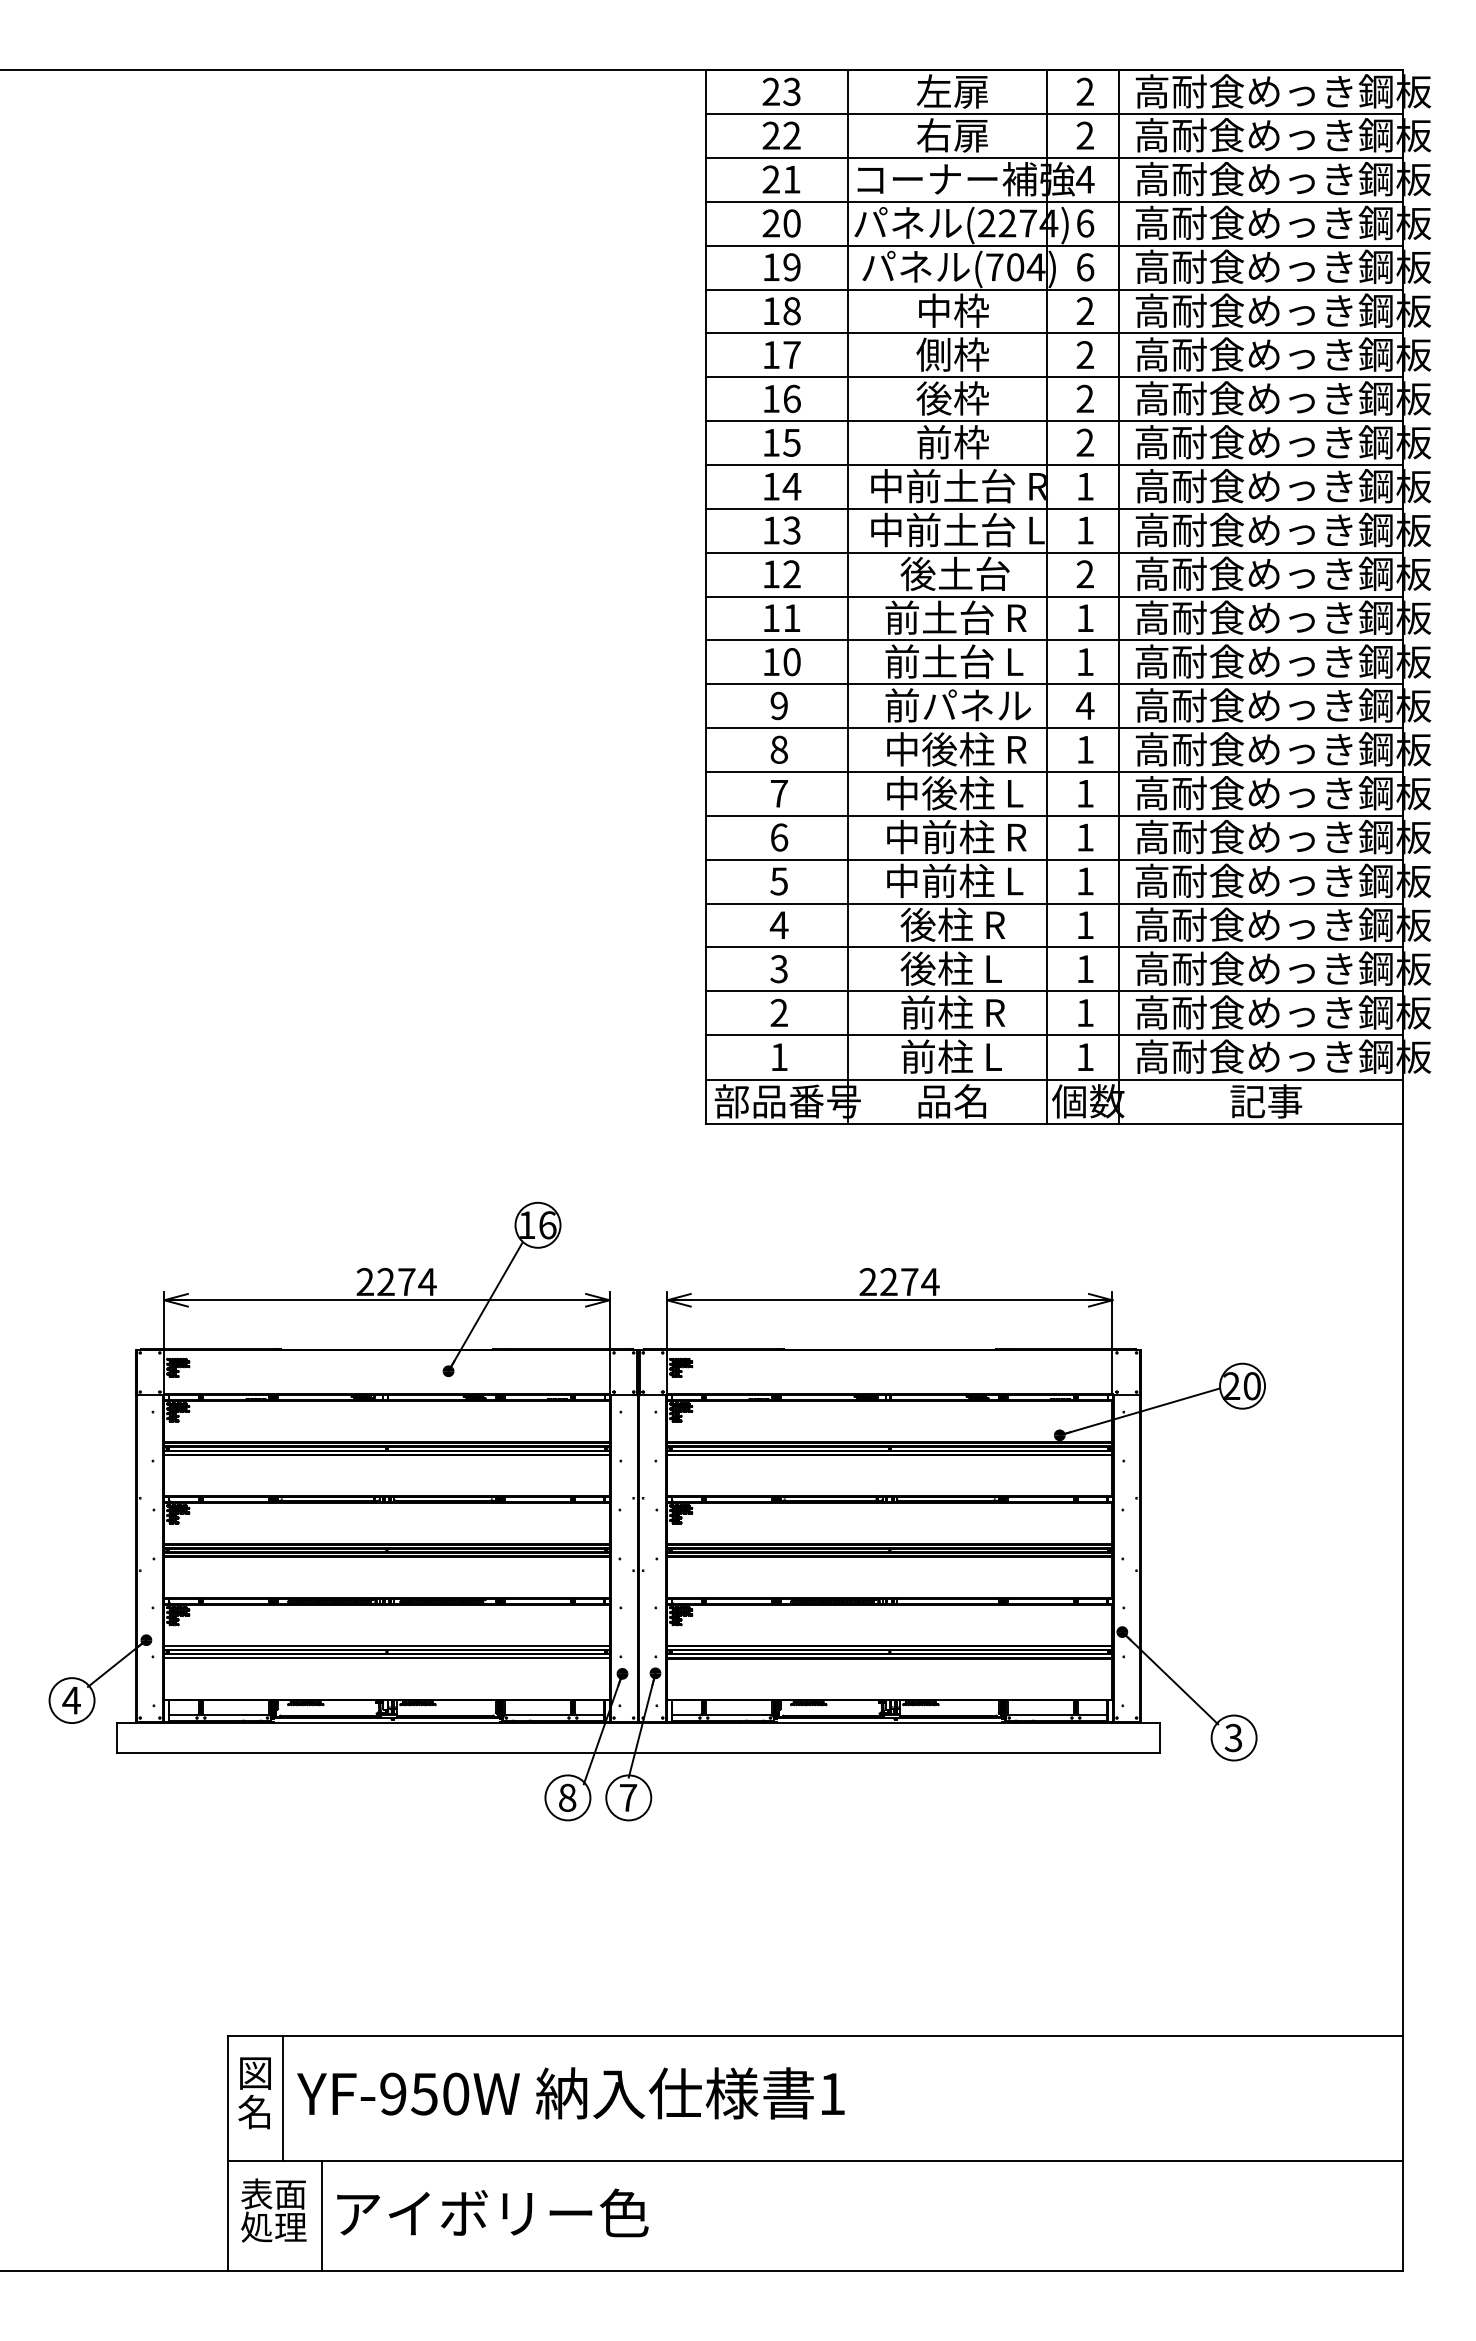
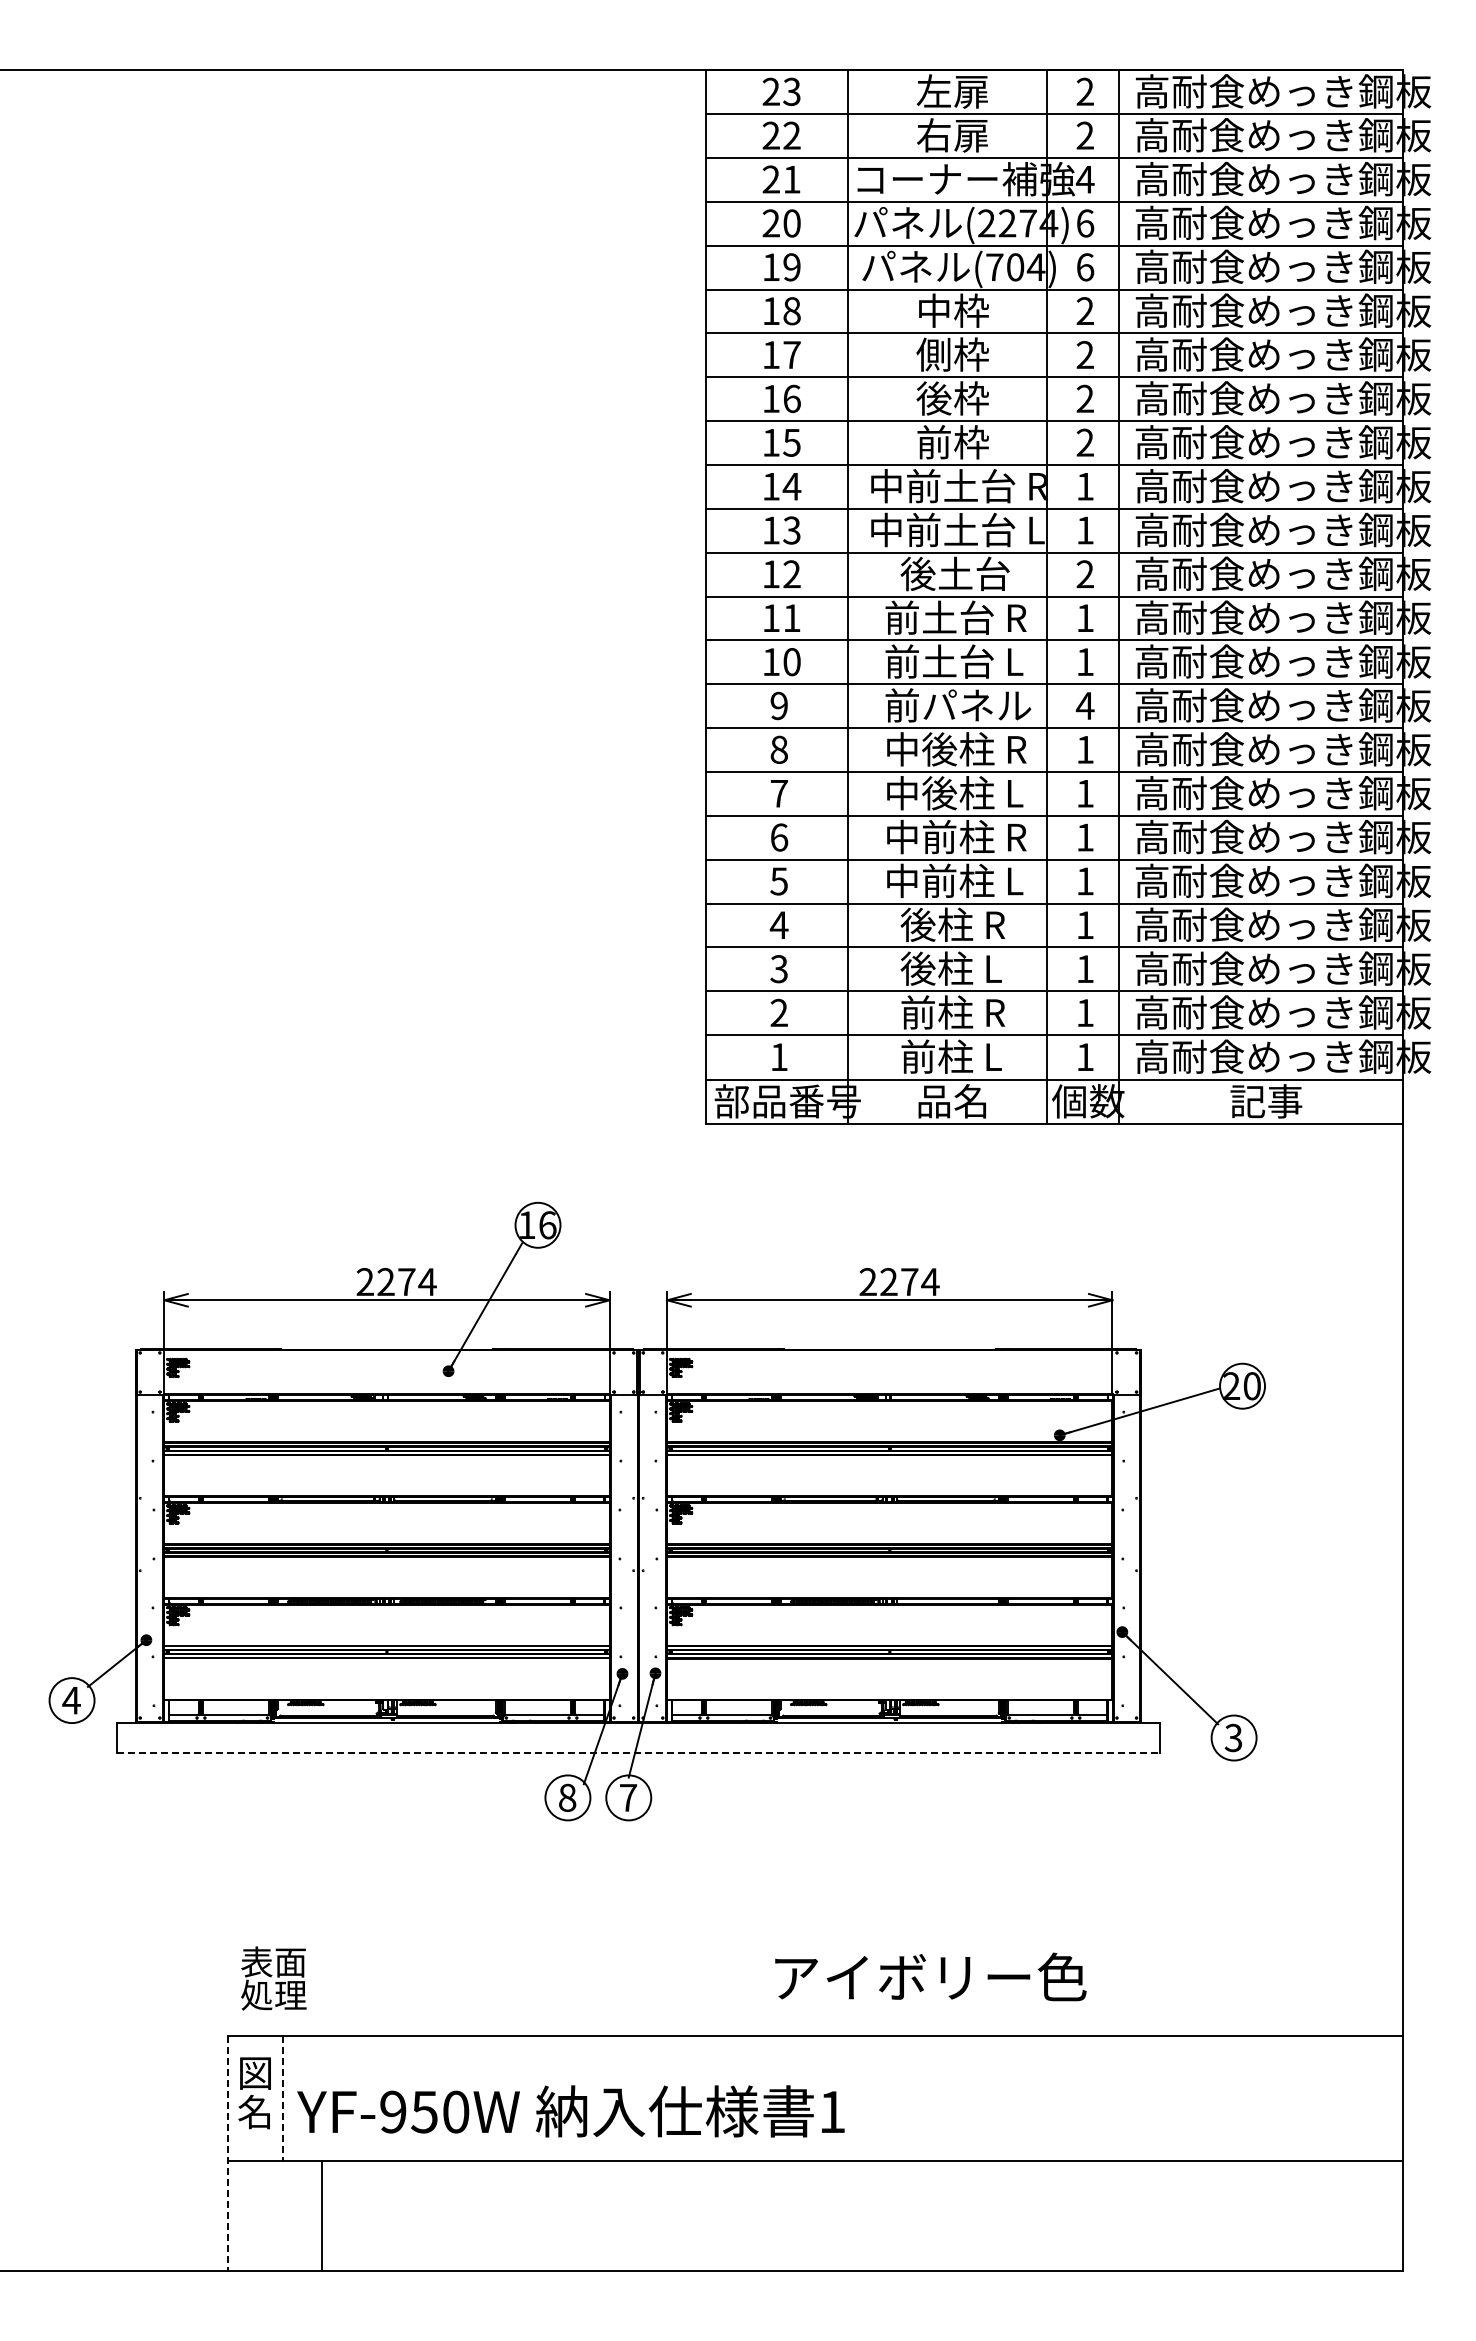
line: solid -> dashed (638, 1752)
text position: (570, 2093) -> (570, 2111) (570, 2111)
line: solid -> dashed (283, 2098)
line: solid -> dashed (228, 2153)
text position: (273, 2210) -> (273, 1978) (273, 1978)
text position: (492, 2212) -> (930, 1976) (930, 1976)
